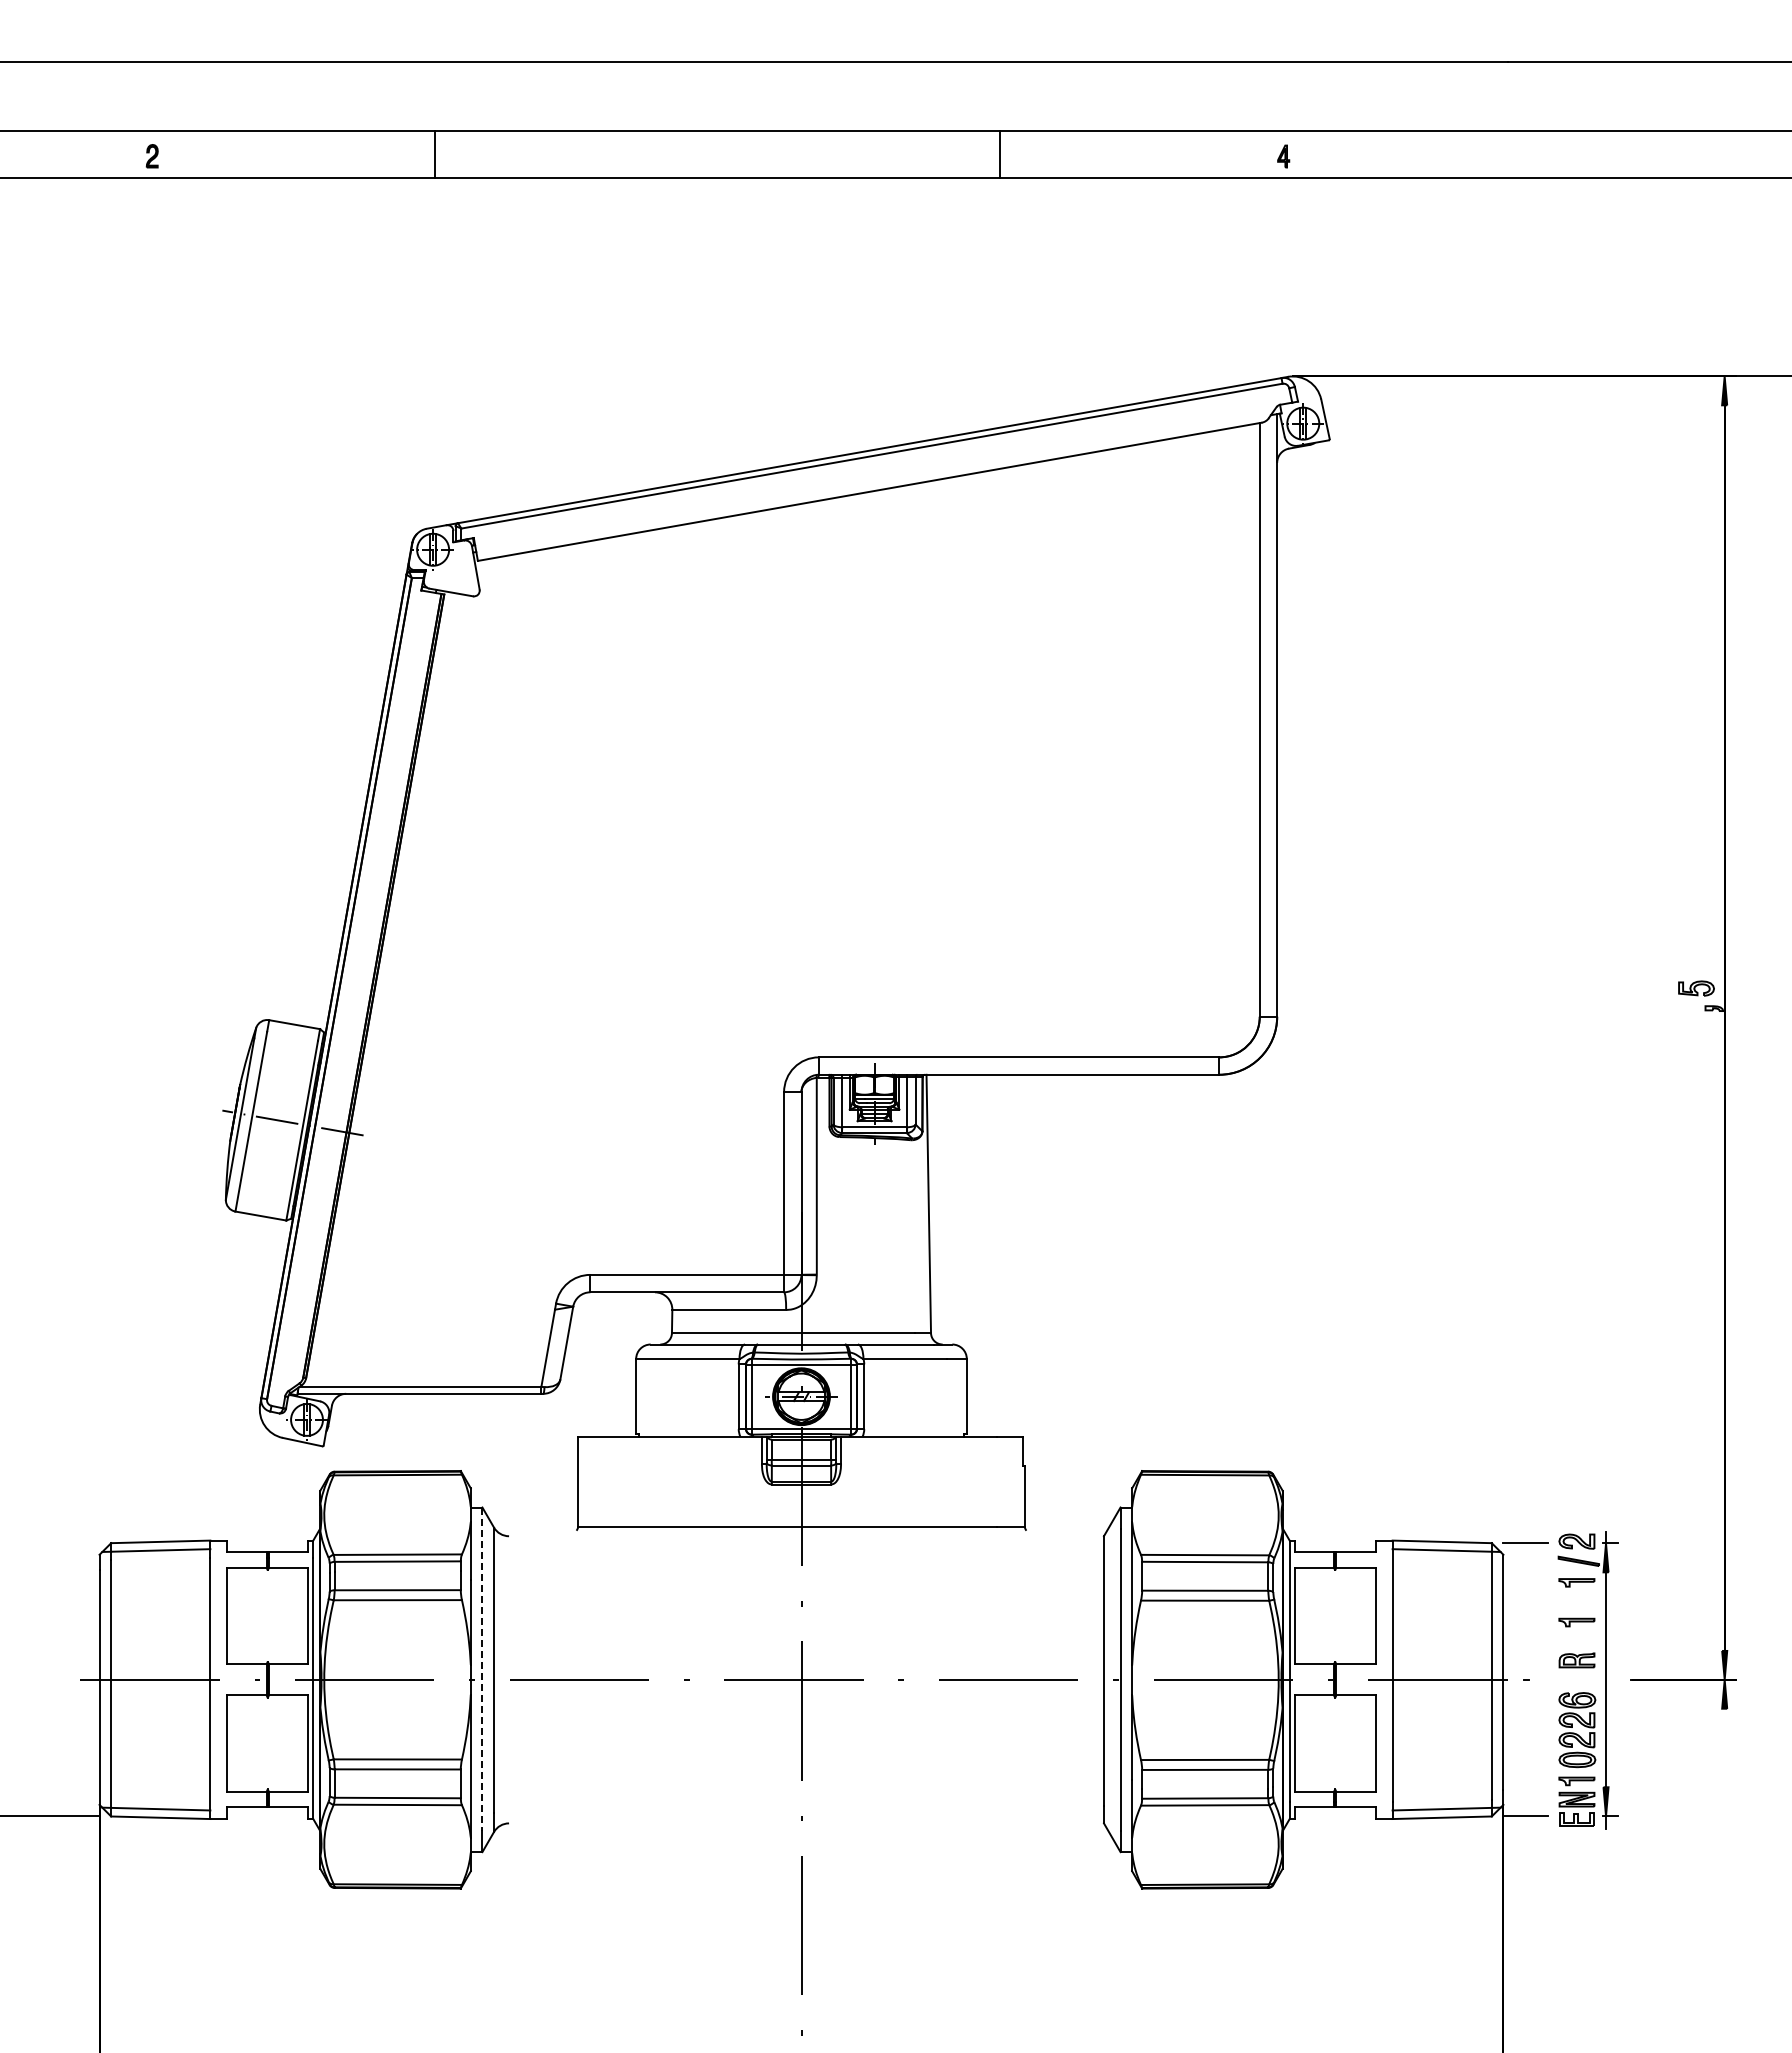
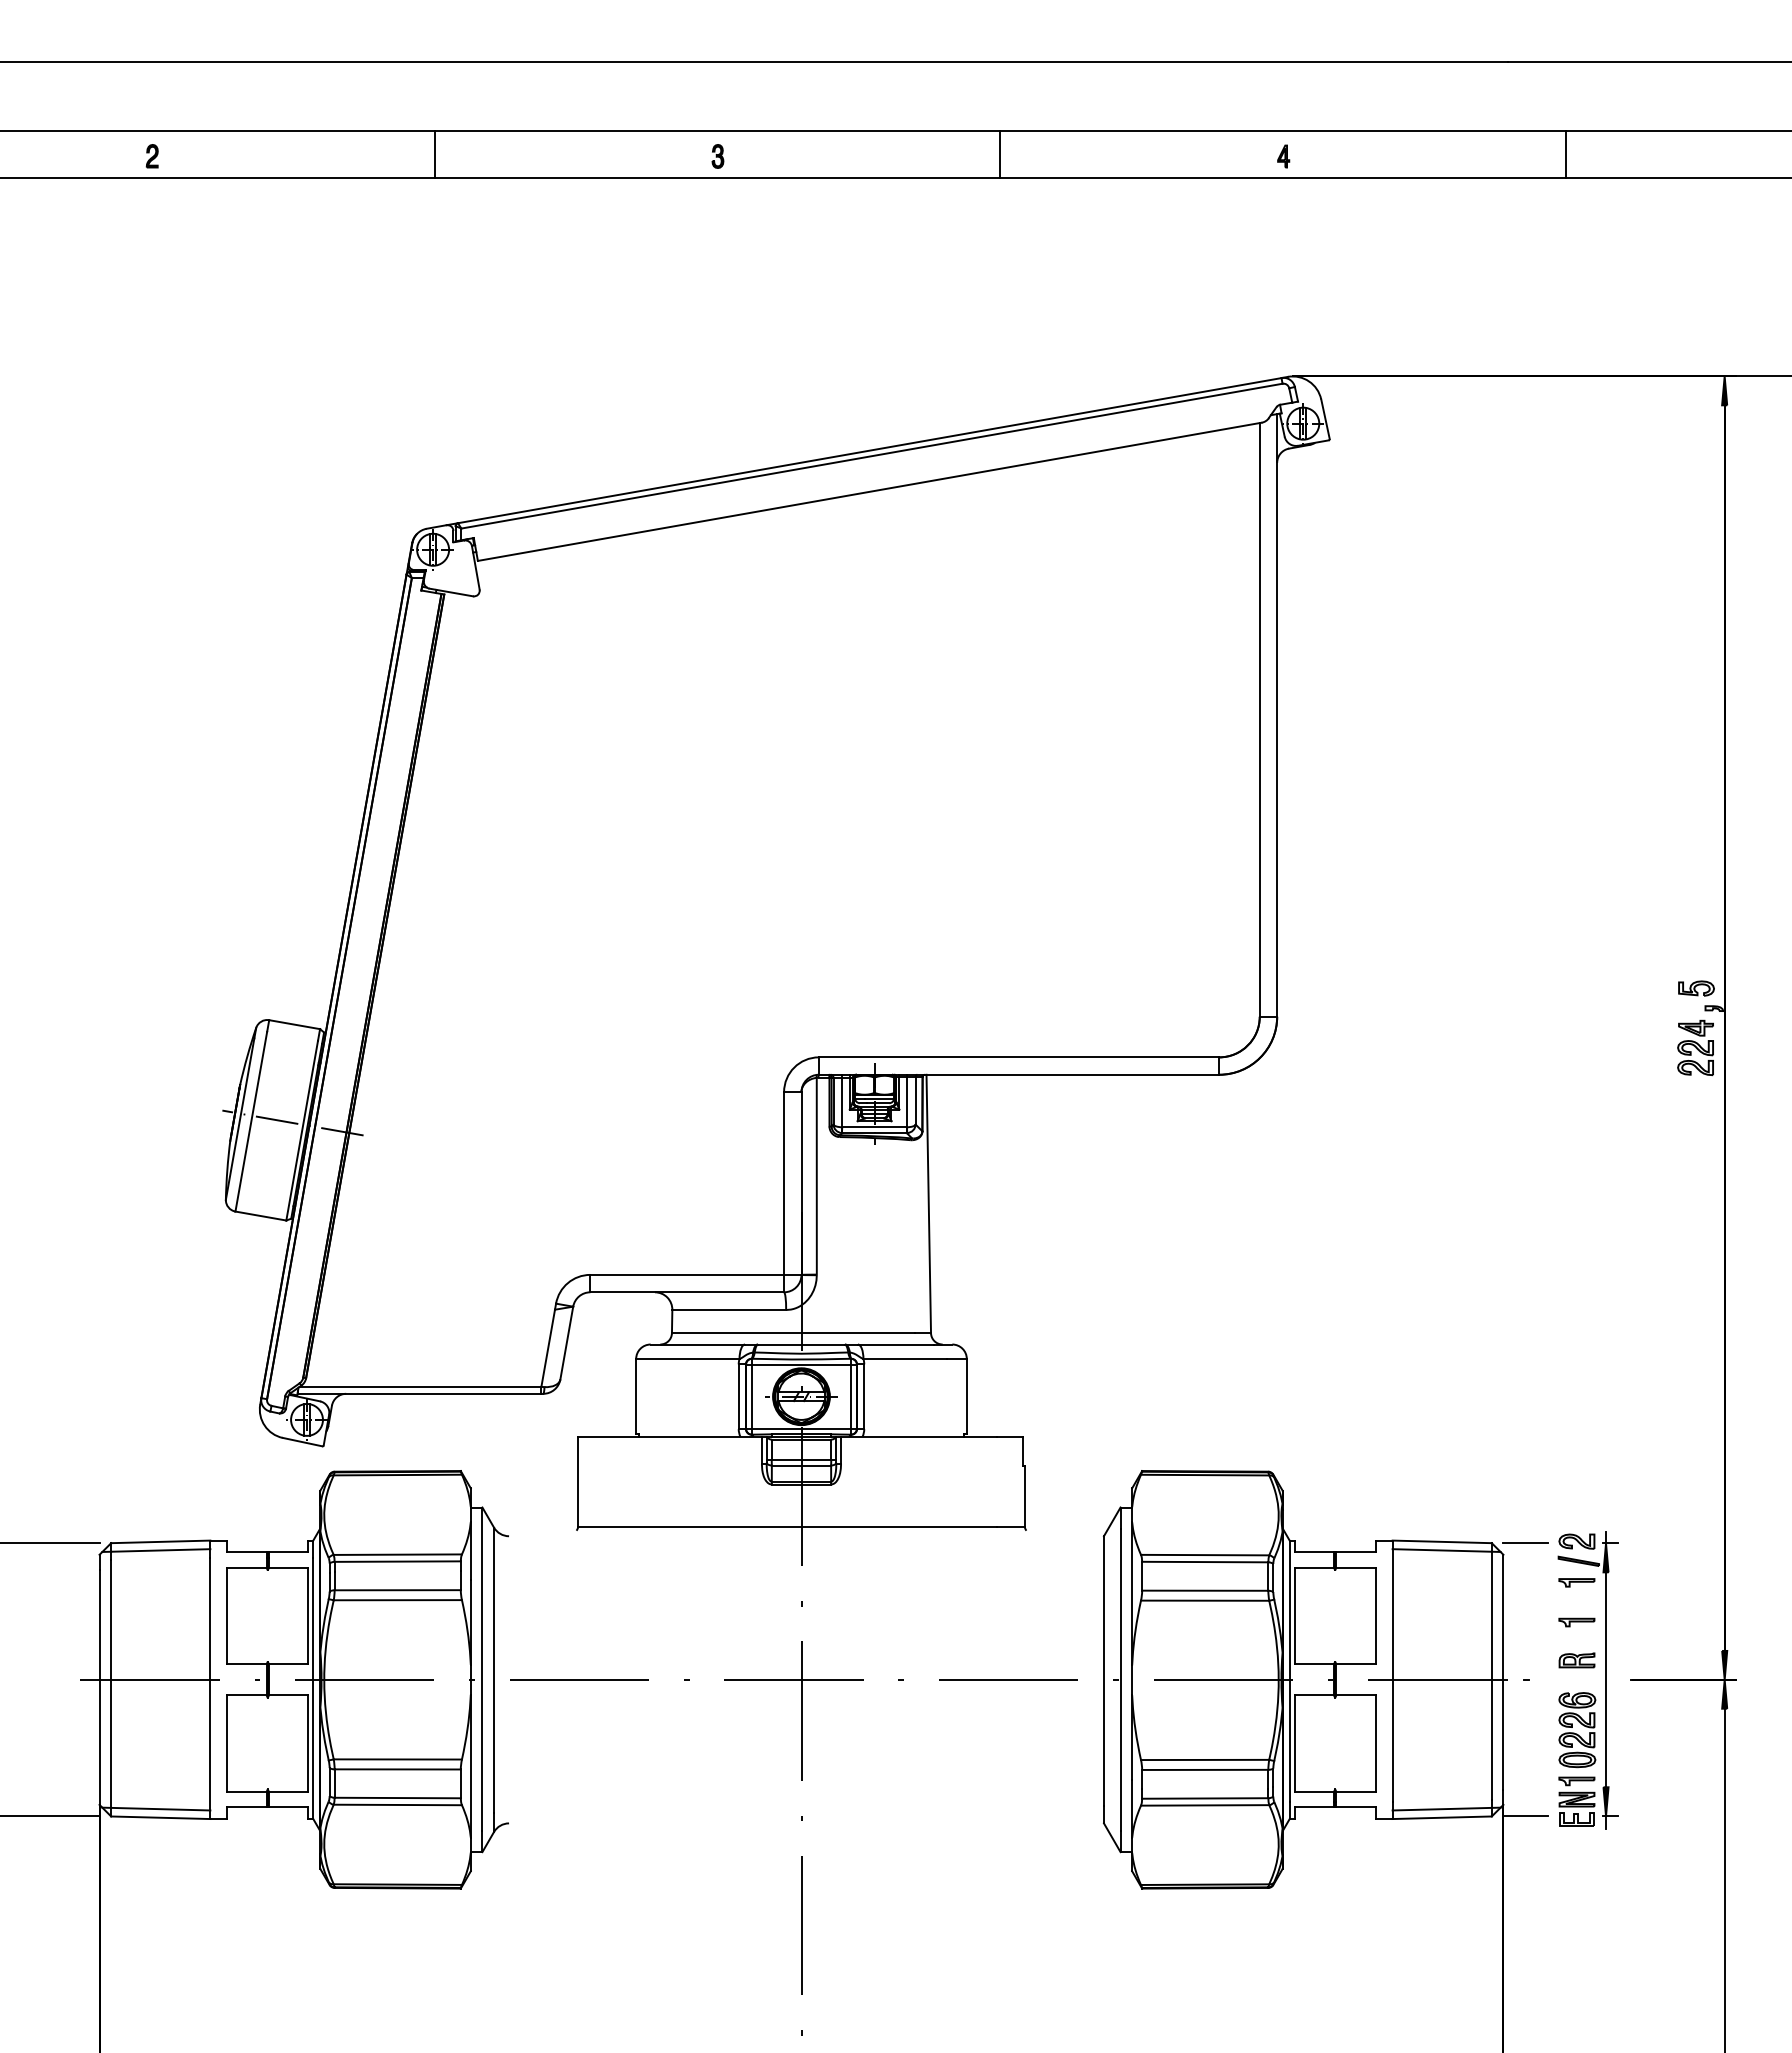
line: none -> present (1566, 154)
part: none -> present (717, 156)
part: none -> present (1695, 1047)
line: none -> present (50, 1543)
line: dashed -> solid (482, 1669)
line: none -> present (1724, 1878)
